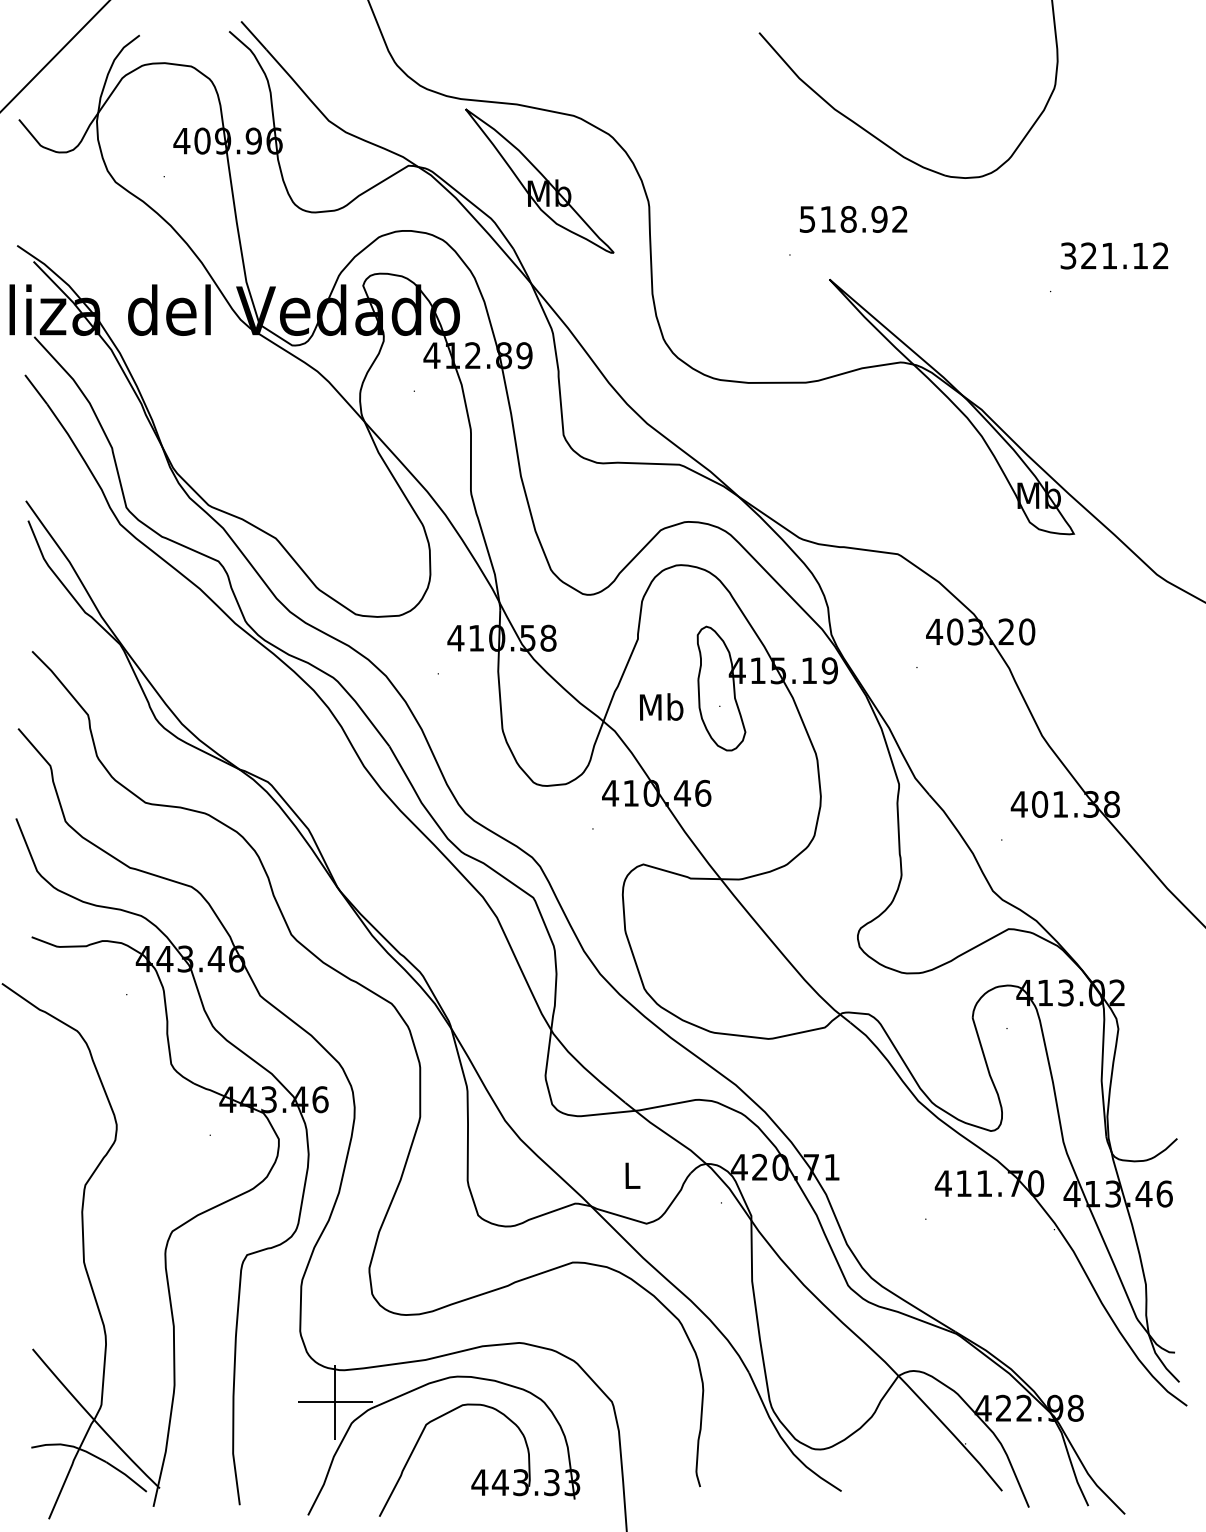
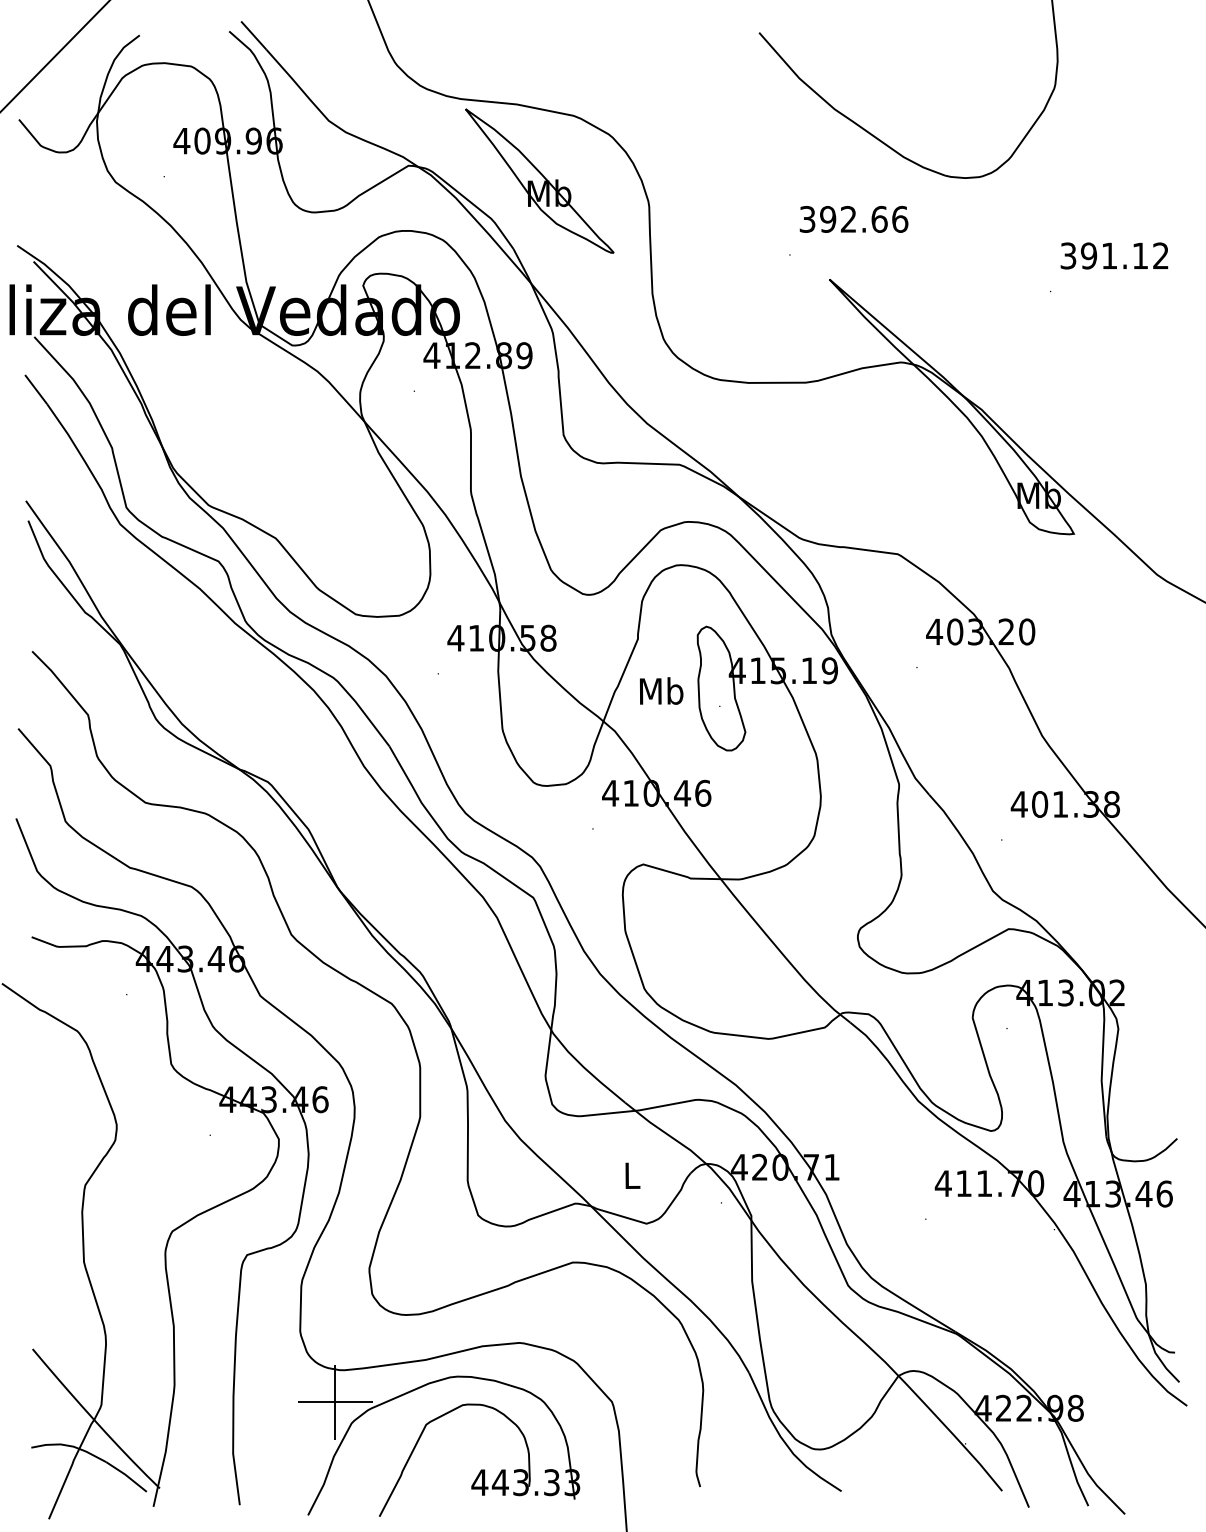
text: 518.92 -> 392.66 (854, 218)
text: 321.12 -> 391.12 (1088, 255)
text position: (661, 706) -> (661, 690) (661, 690)
